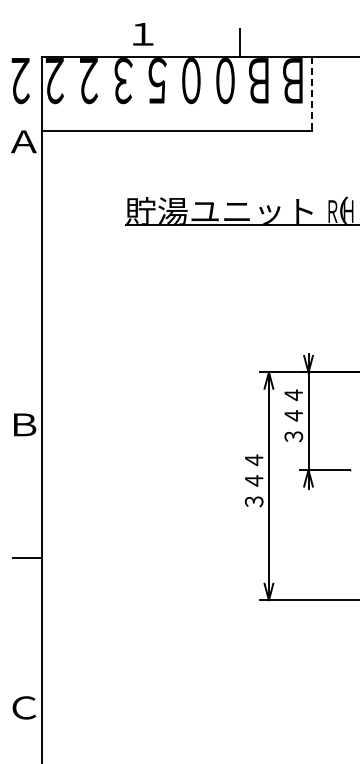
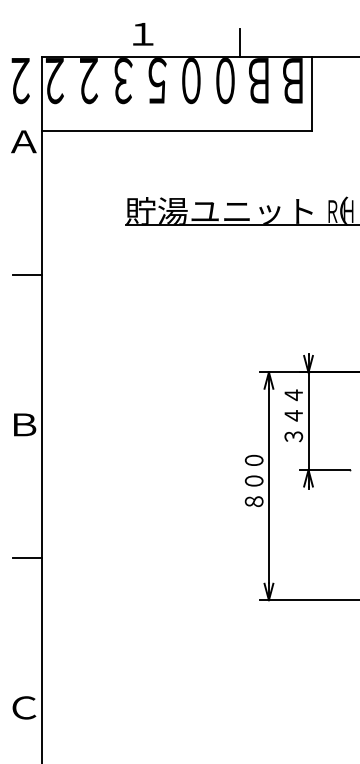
line: dashed -> solid (311, 93)
line: none -> present (27, 274)
text: ３４４ -> ８００ (253, 480)
